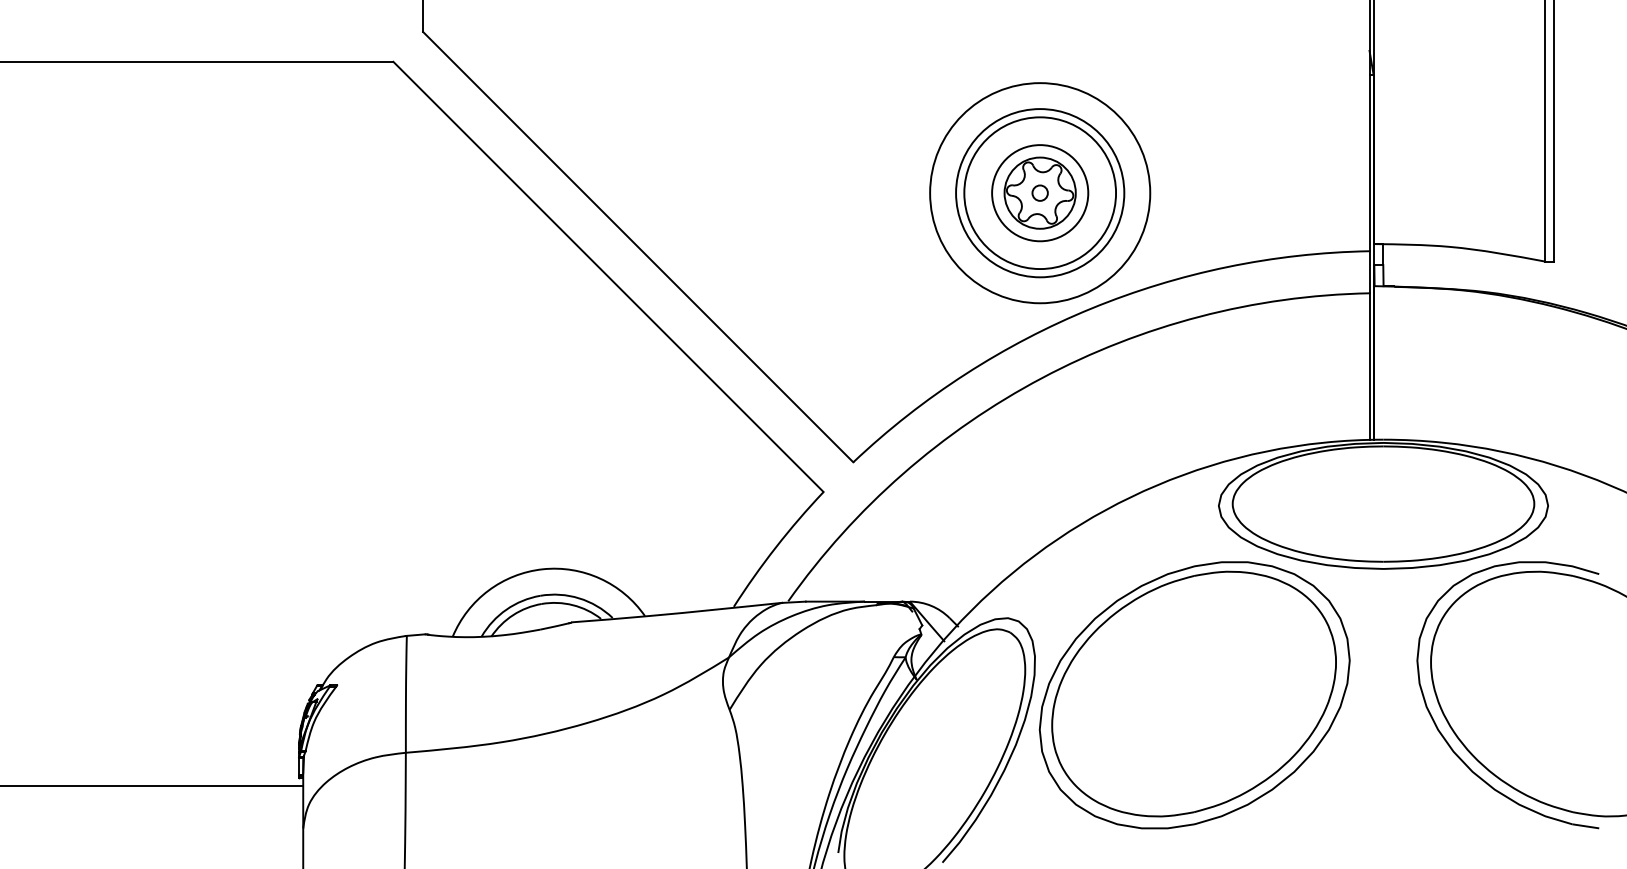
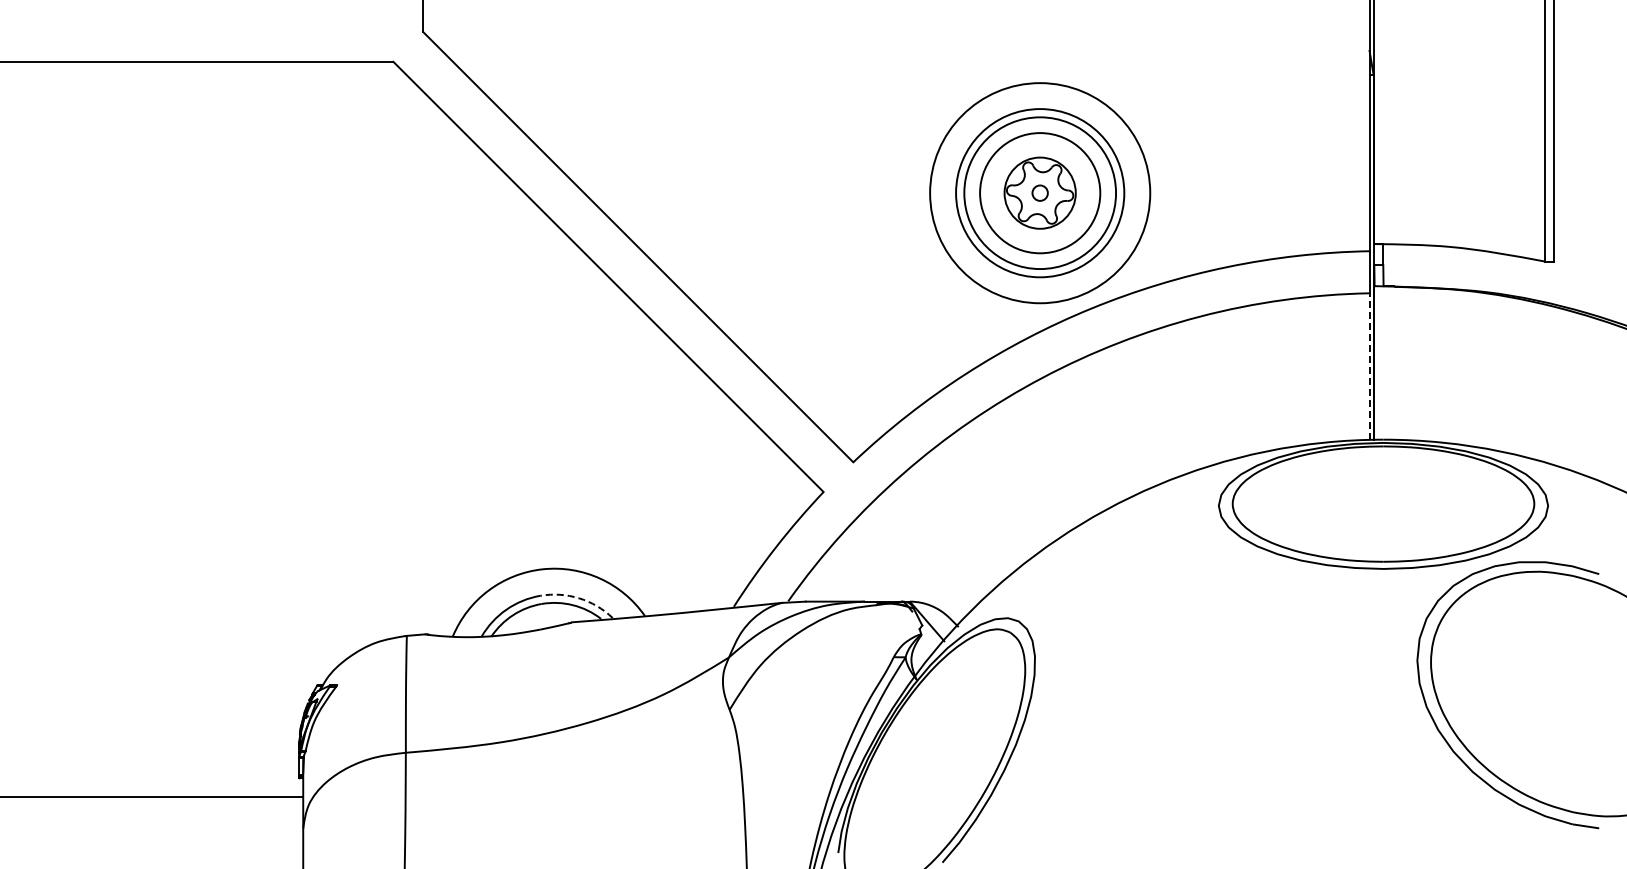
circle diameter: 96 px -> 120 px (1040, 193)
line: solid -> dashed (1369, 366)
arc: solid -> dashed (579, 598)
part: present -> none (1194, 695)
line position: (152, 786) -> (152, 797) (152, 797)
